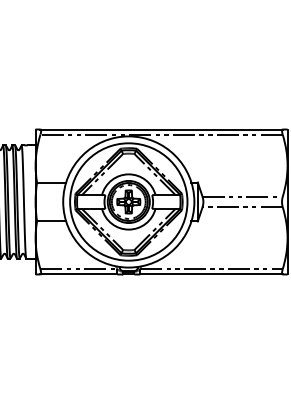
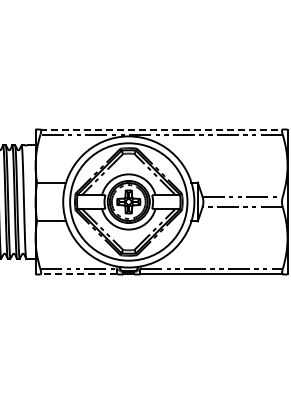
line: solid -> dashed (162, 129)
line: solid -> dashed (78, 274)
